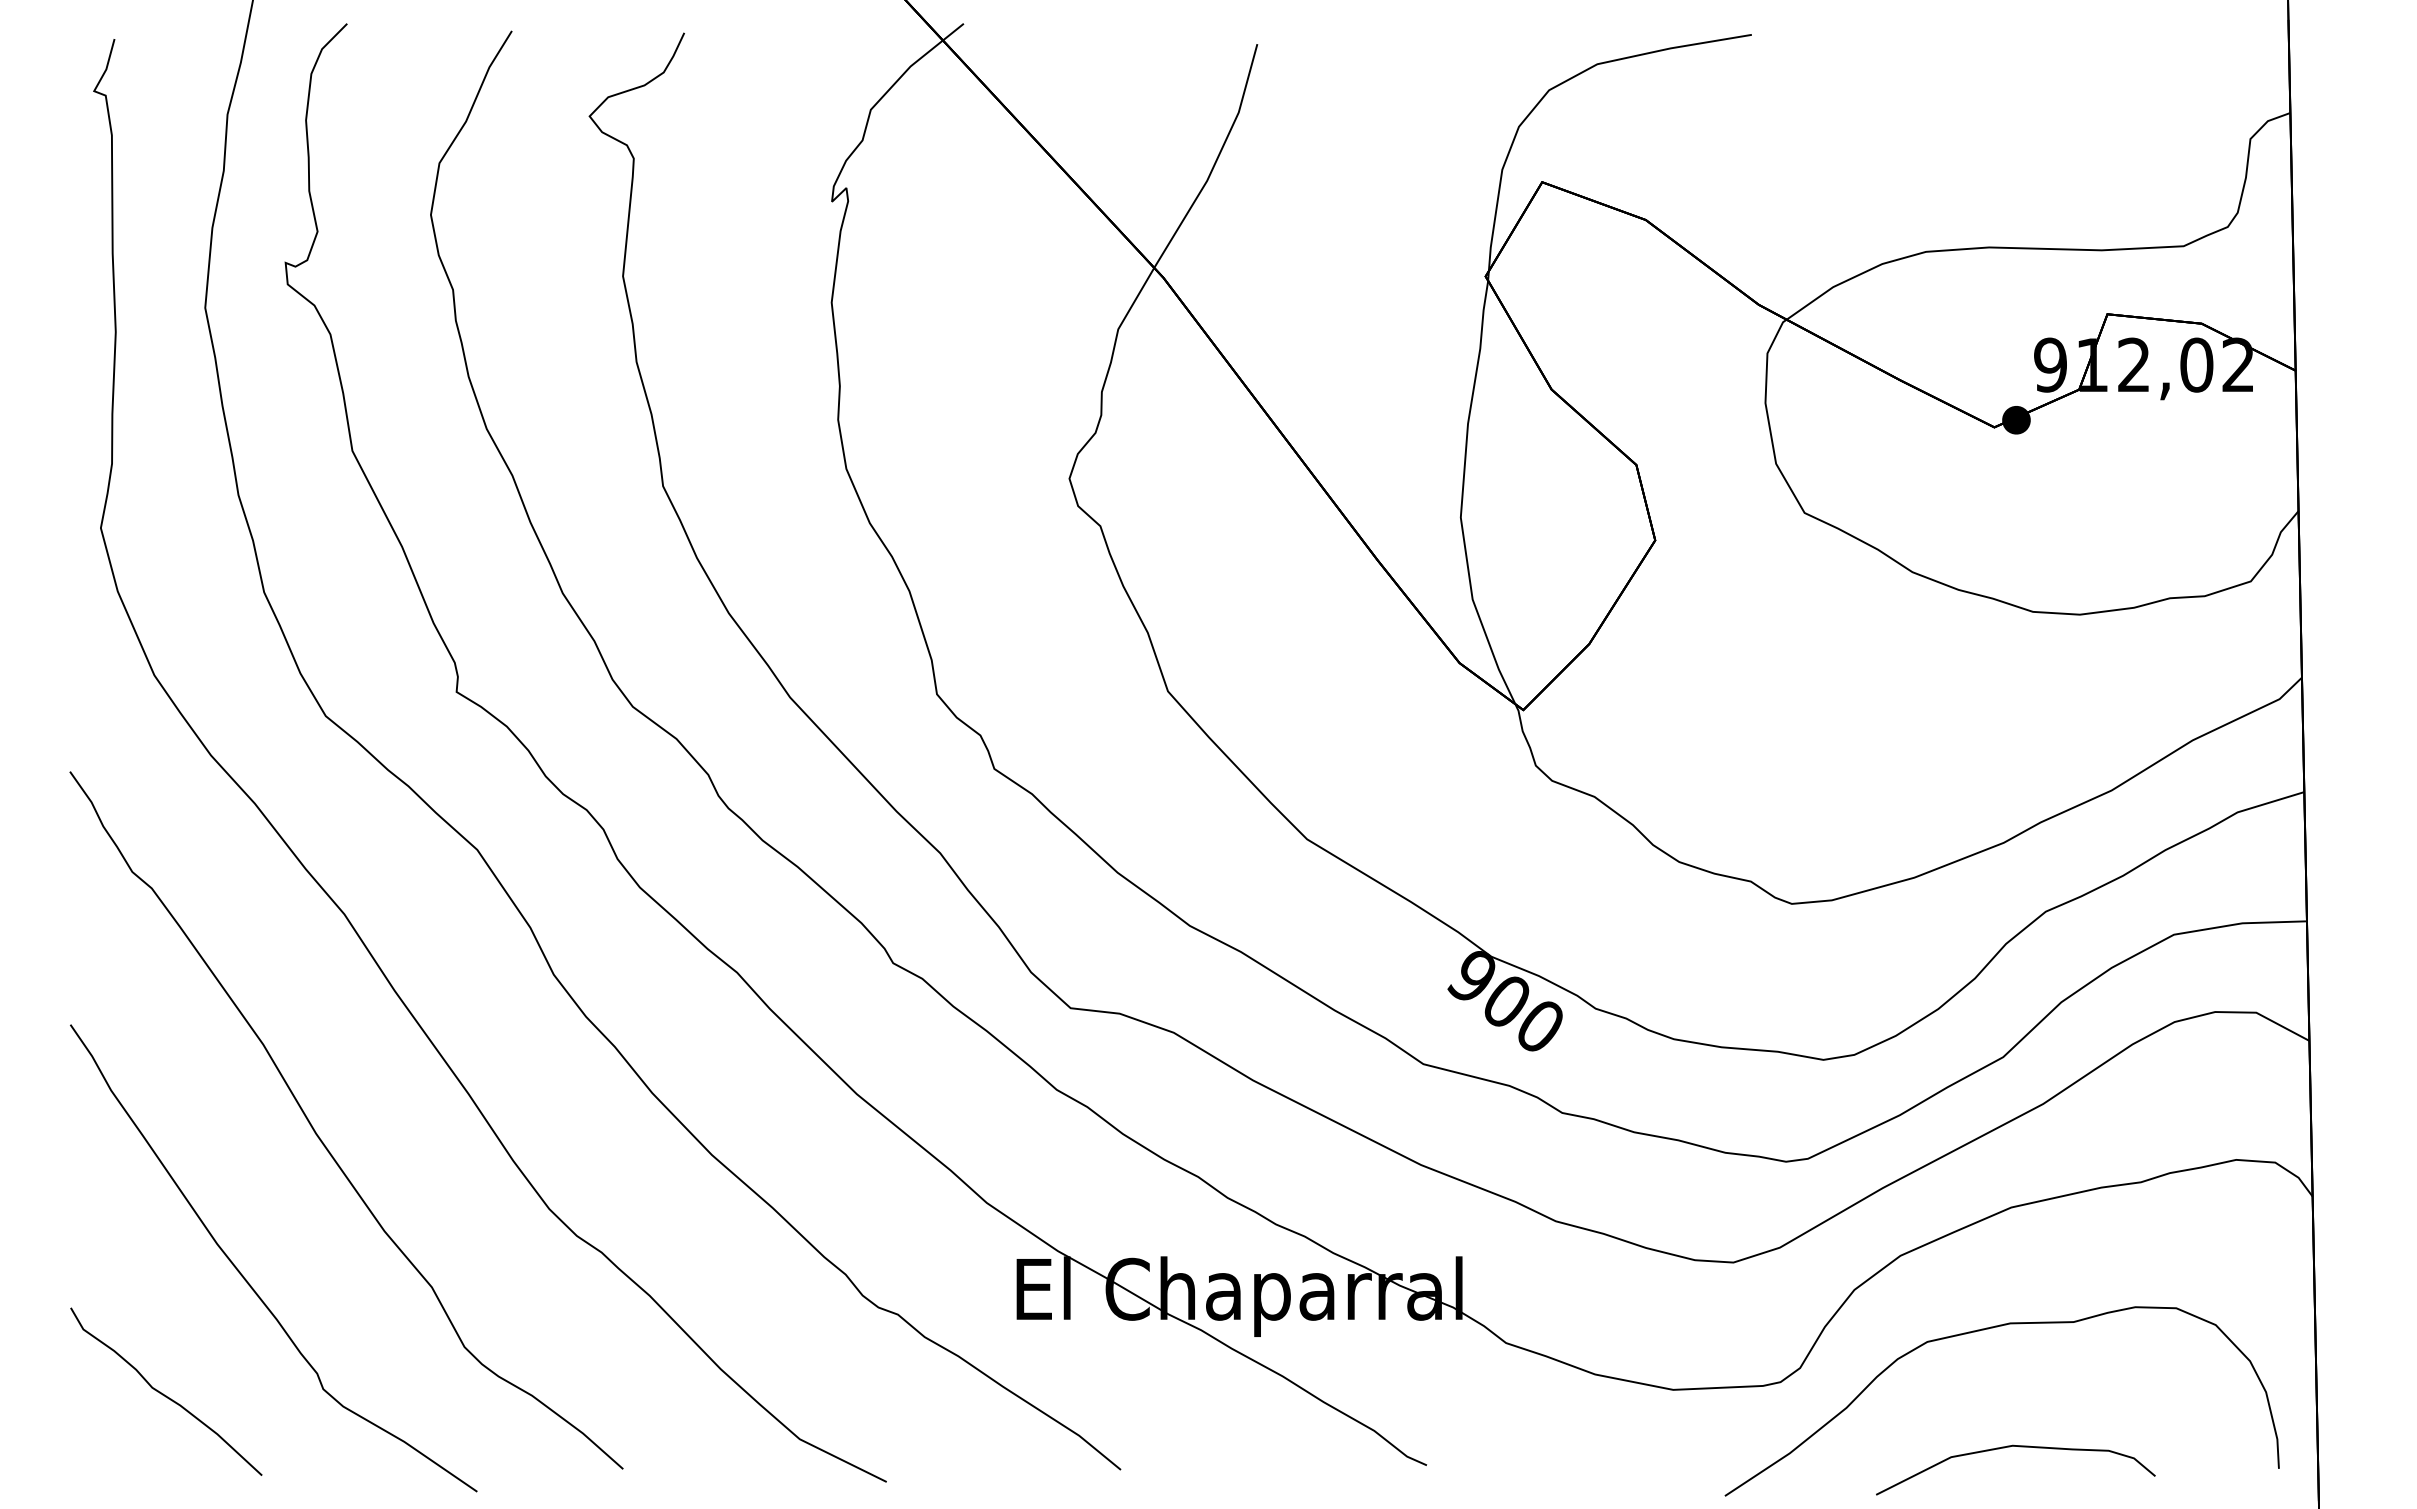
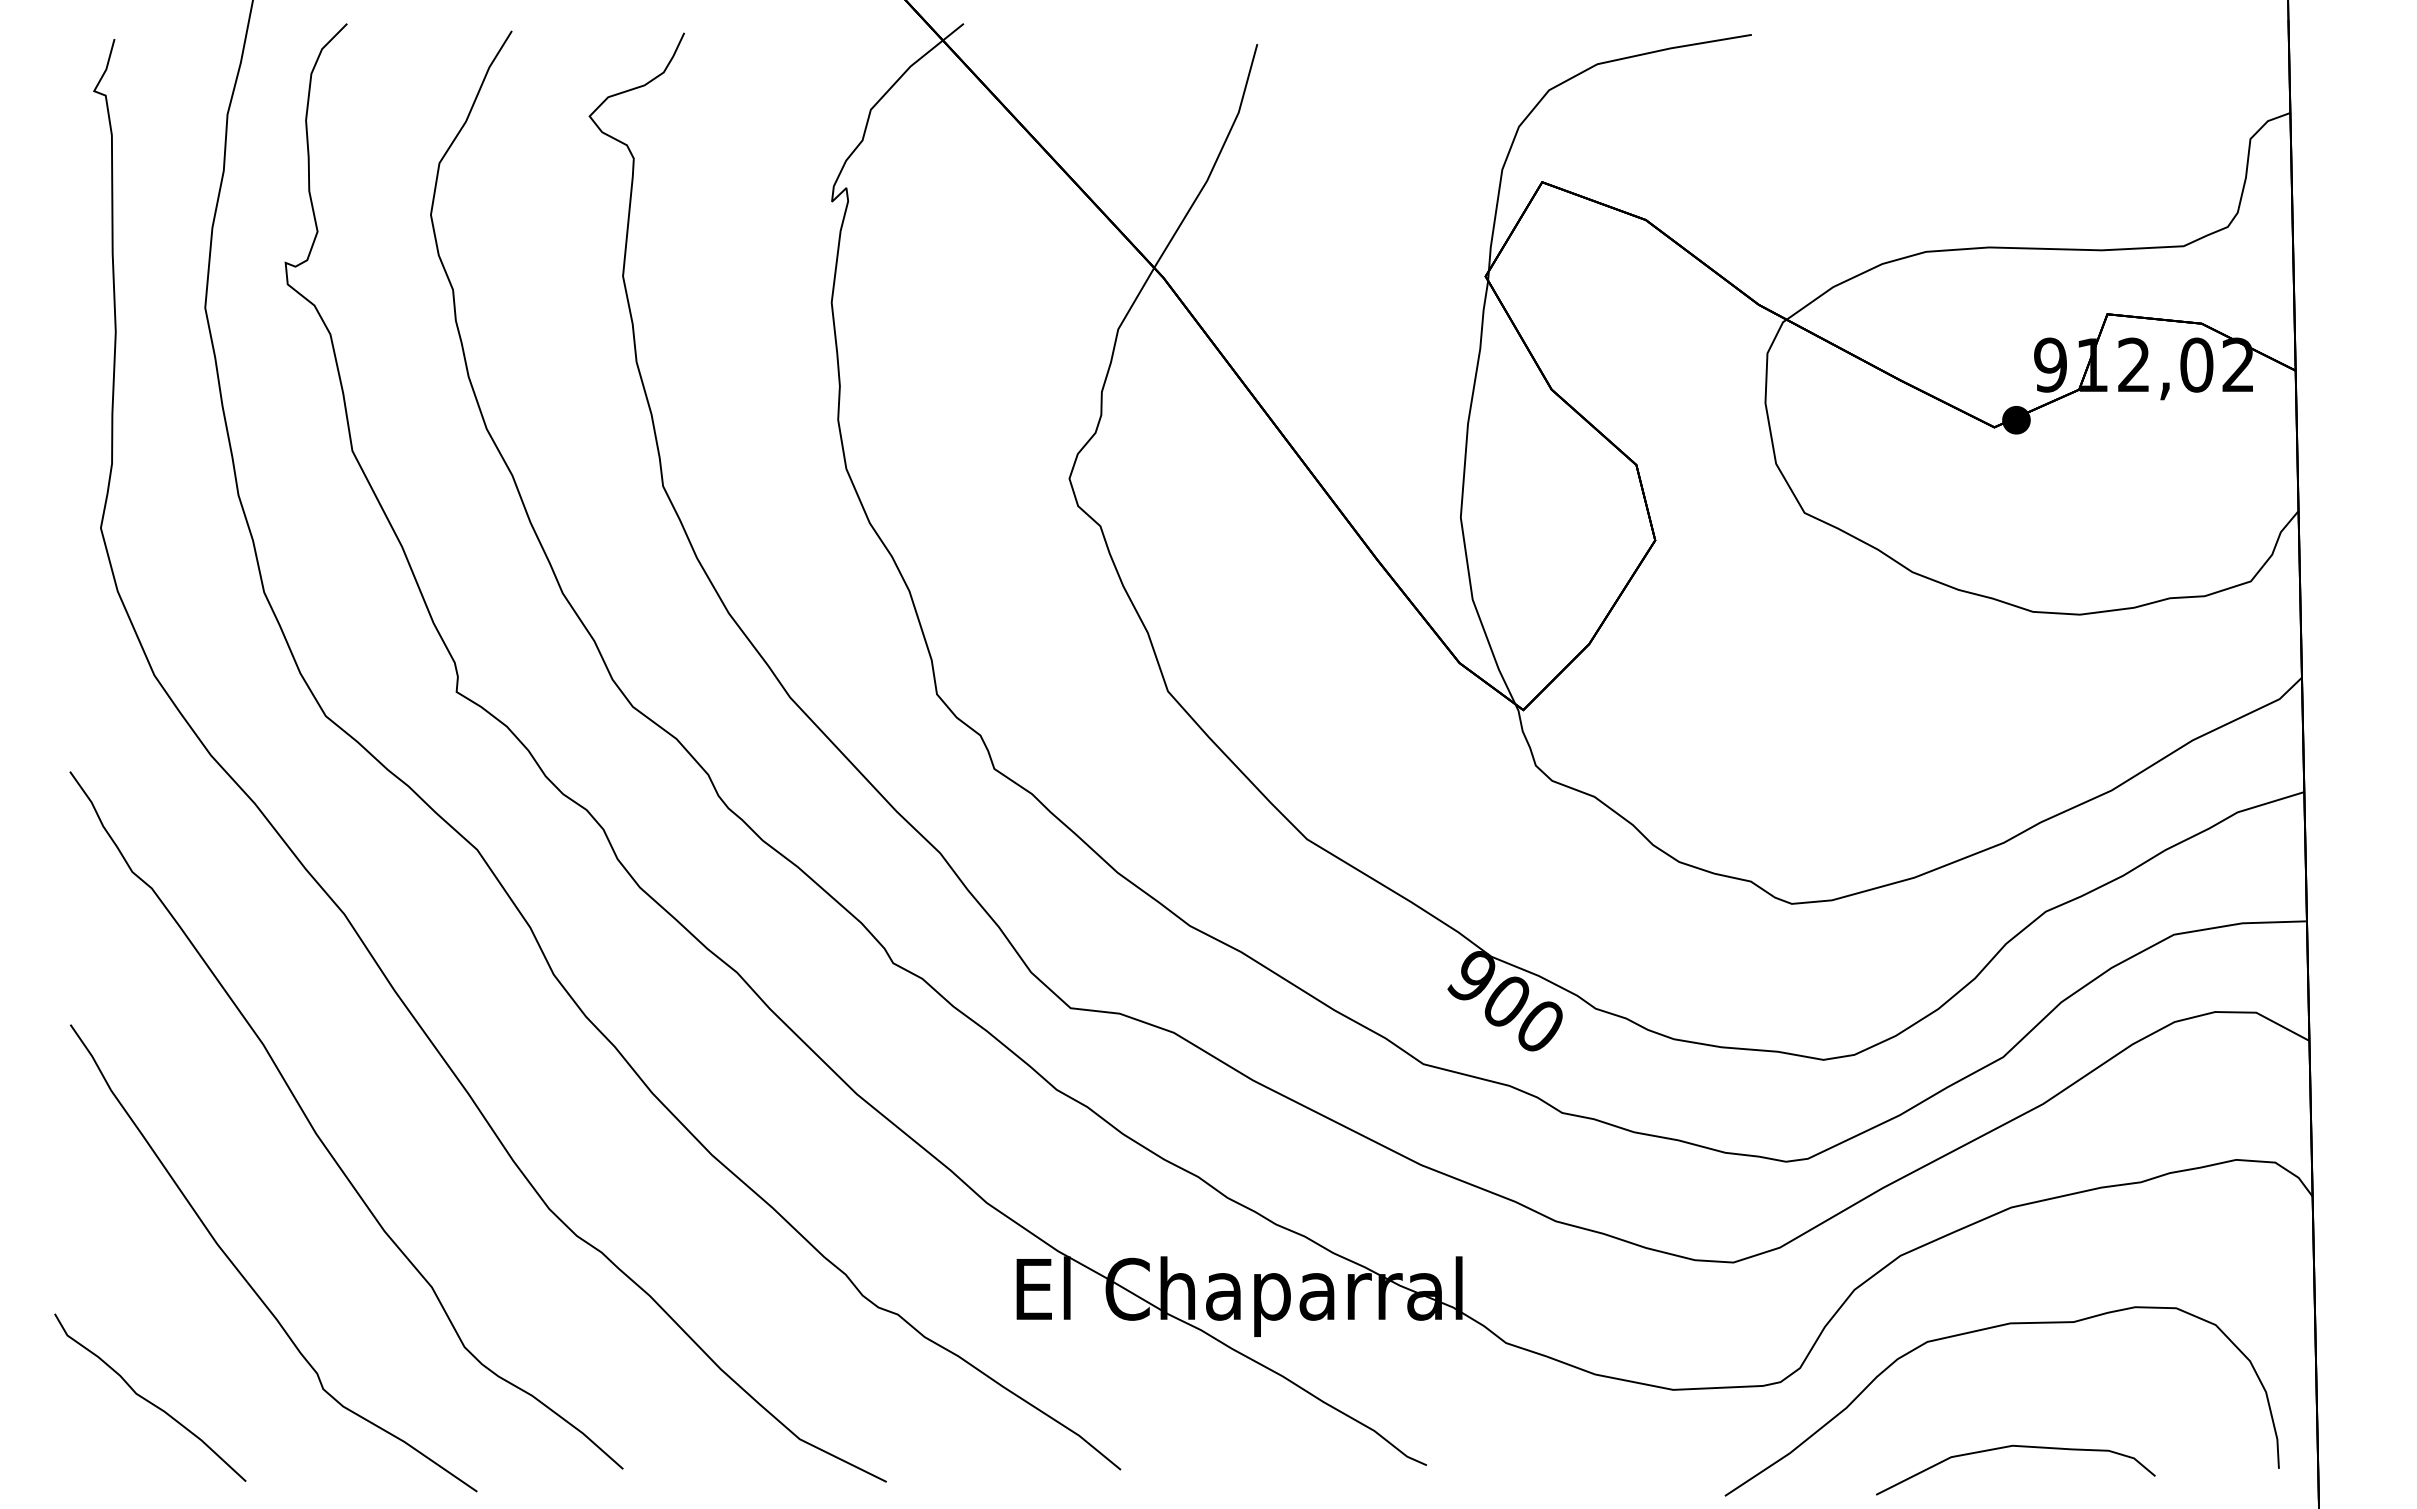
part position: (166, 1391) -> (150, 1397) (150, 1397)
